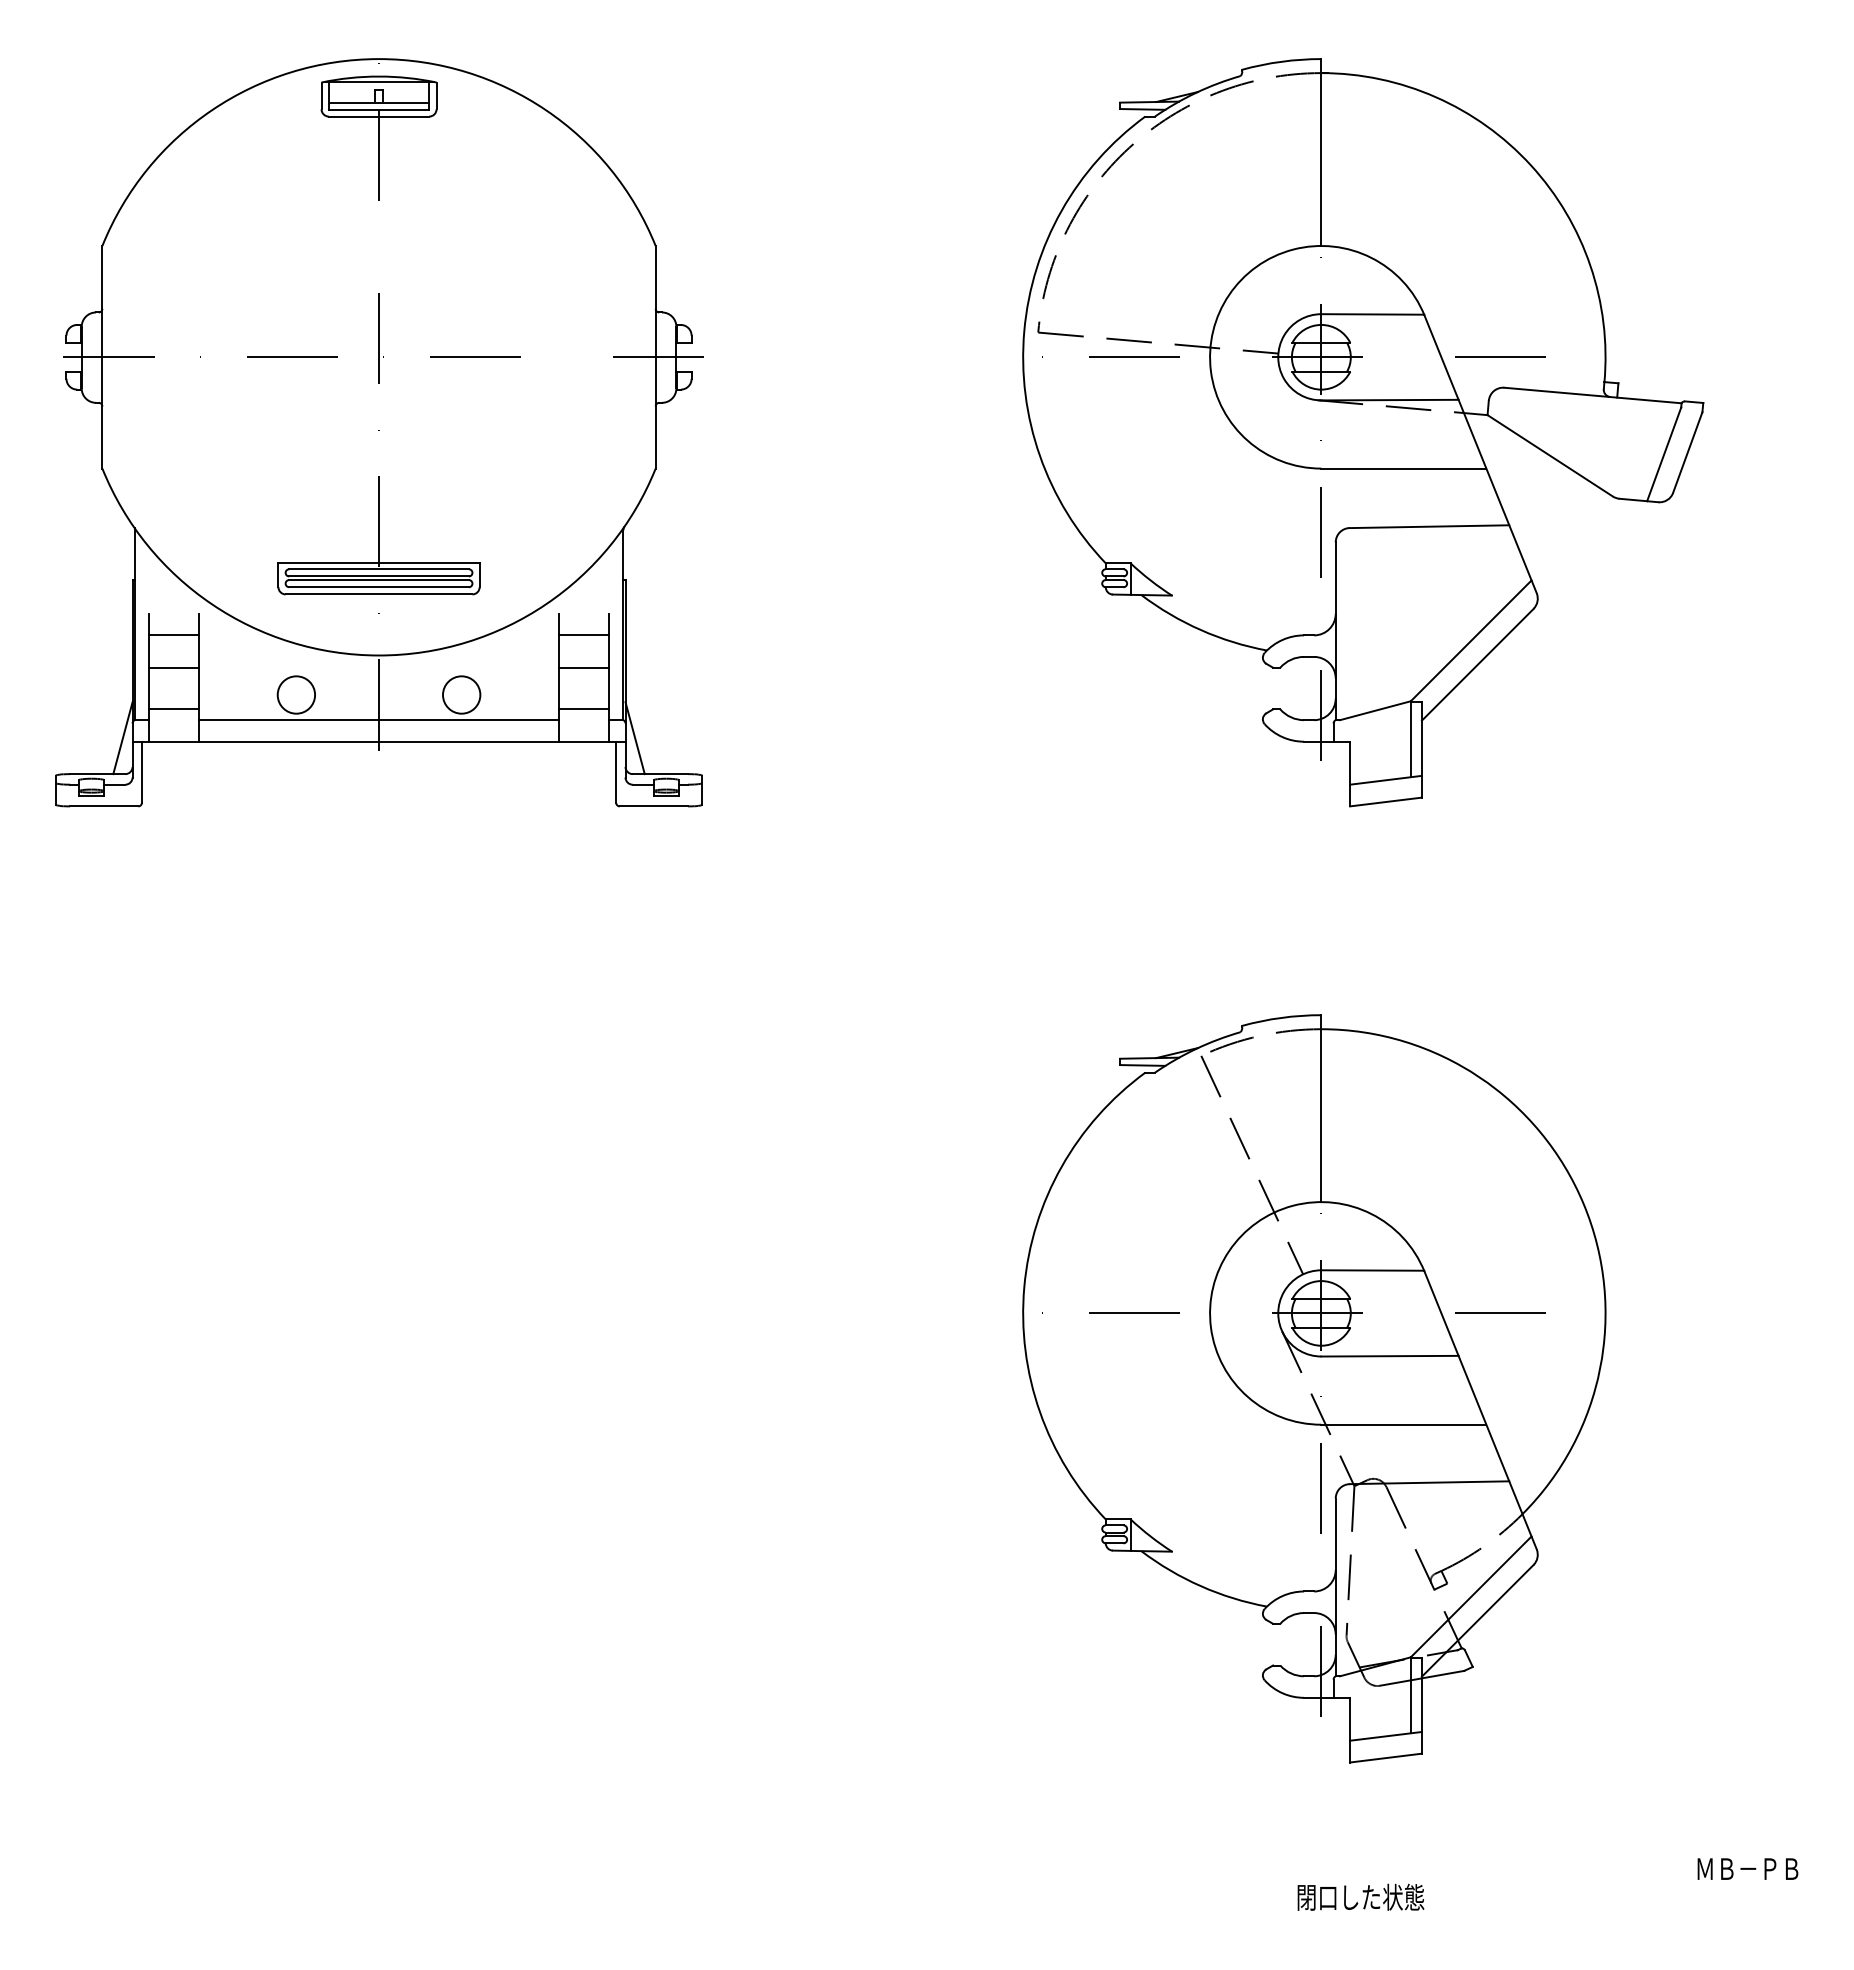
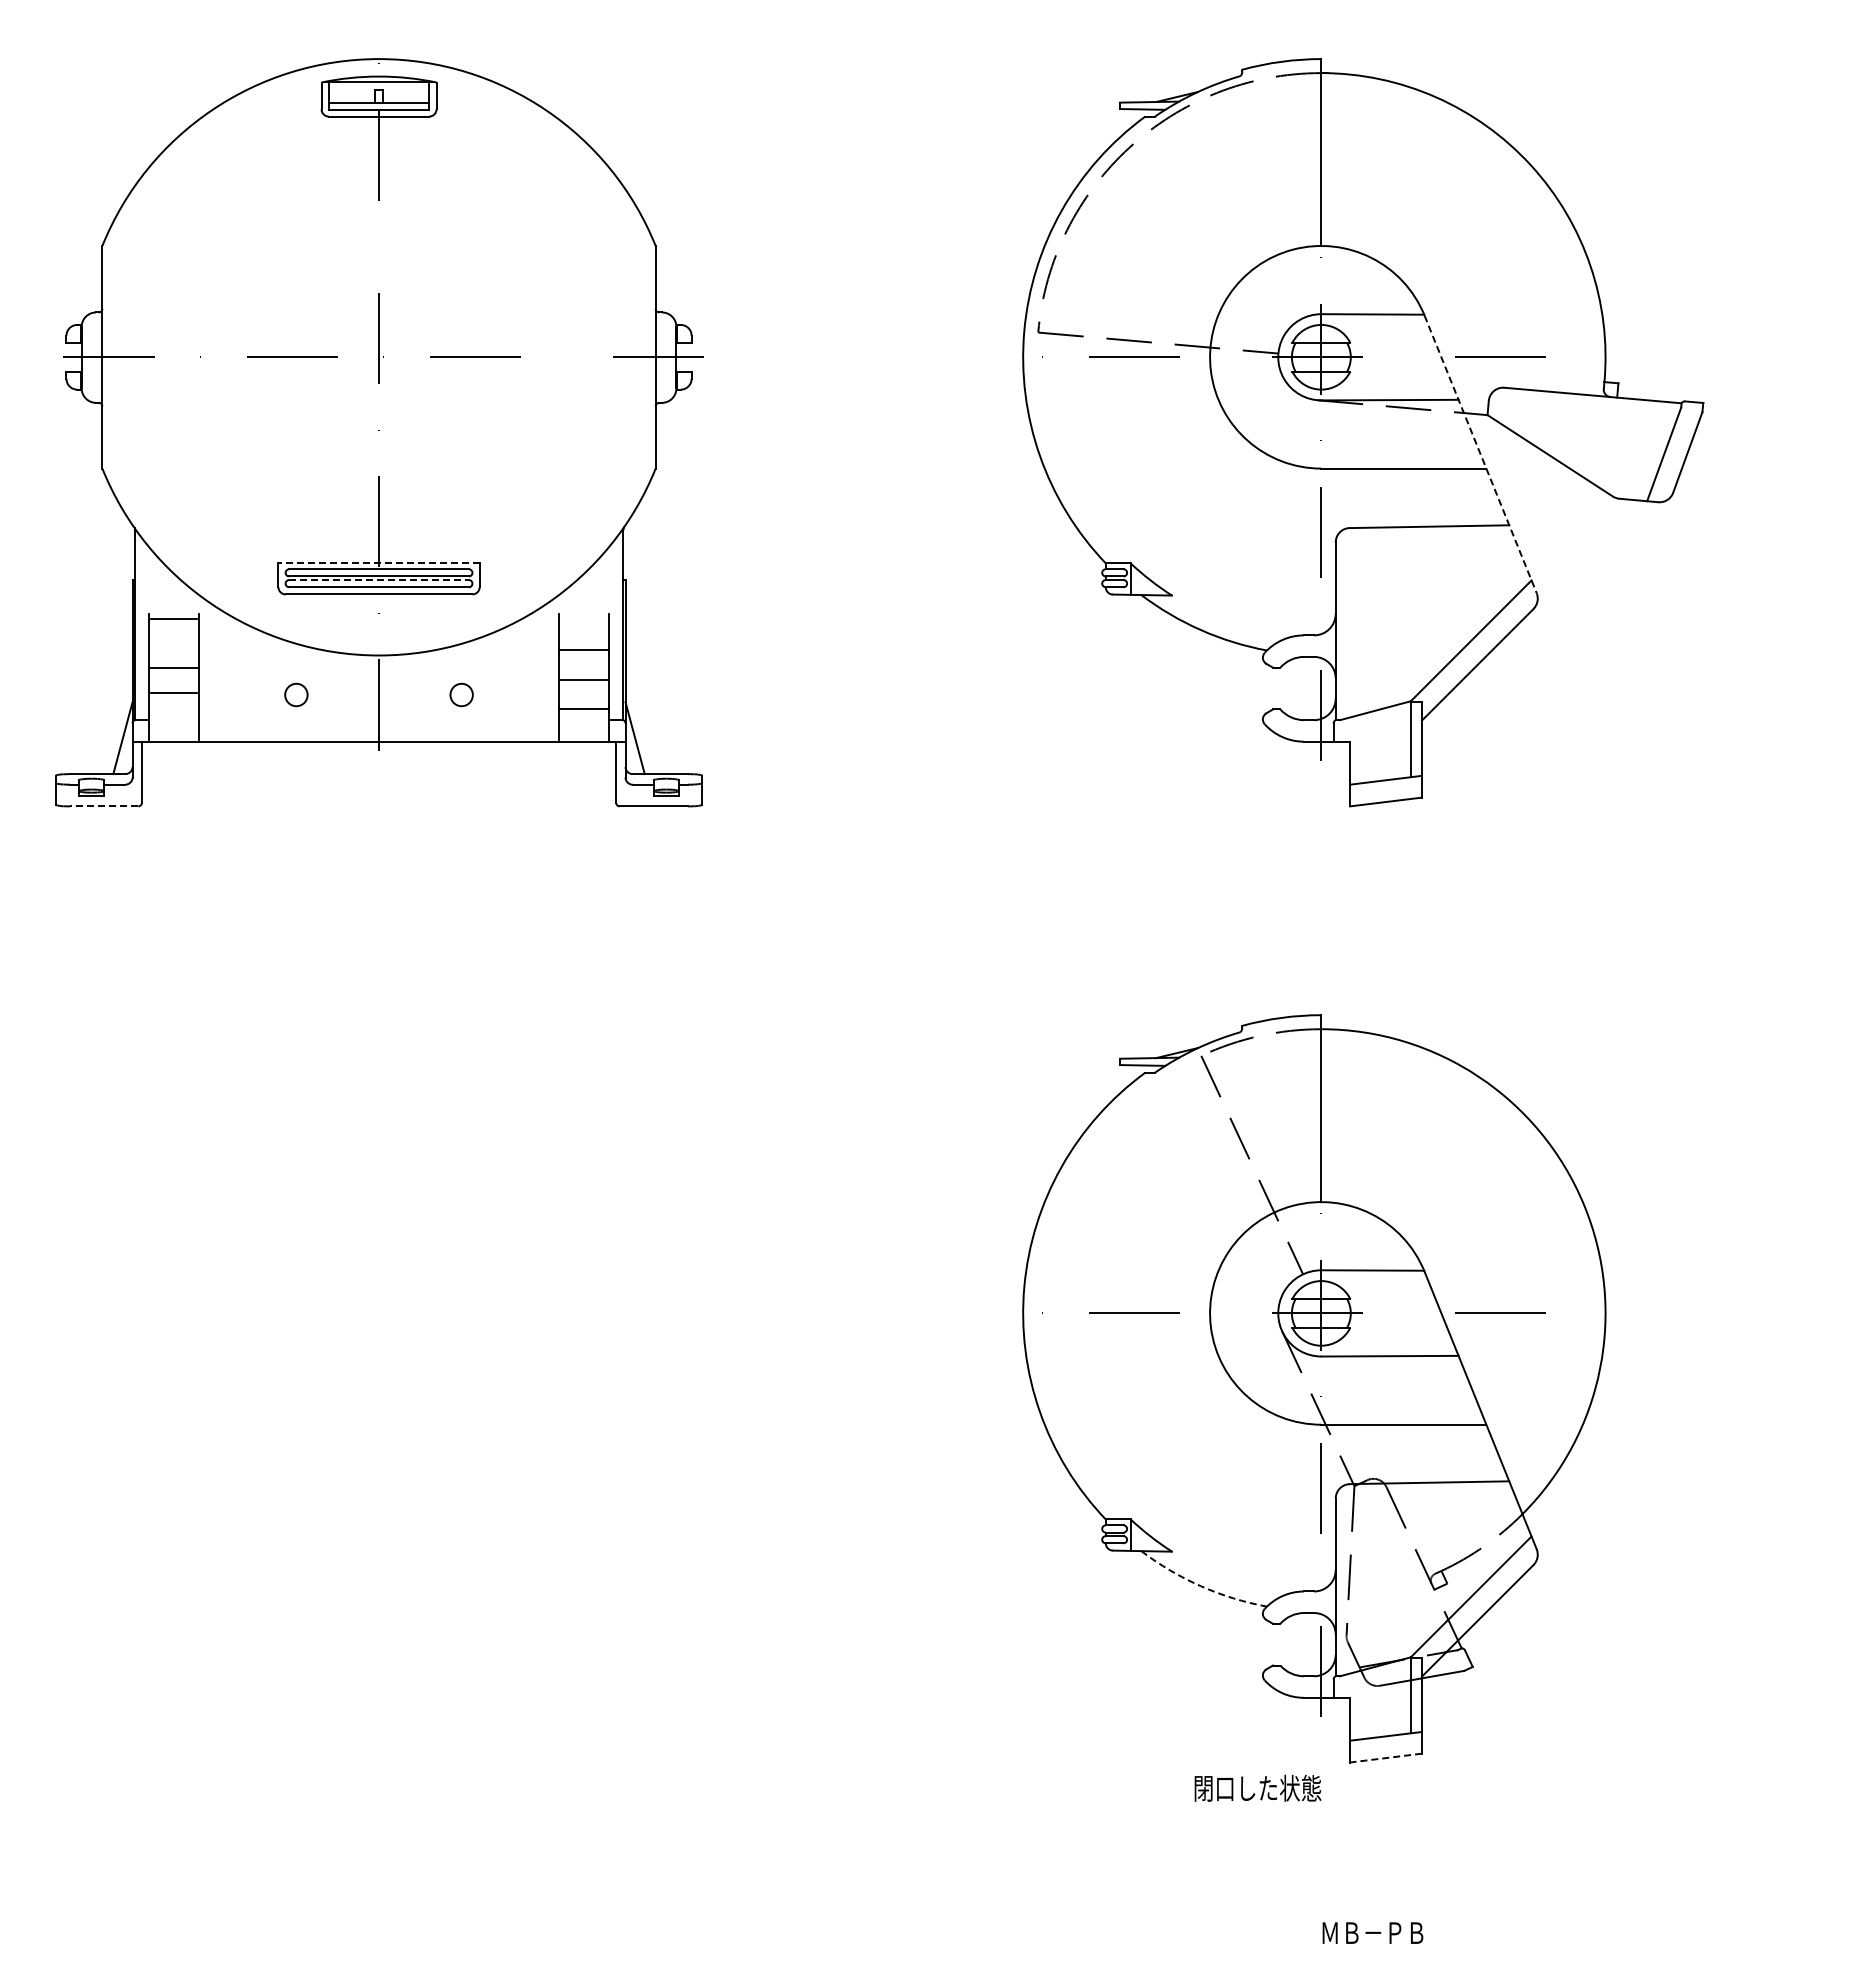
line: solid -> dashed (1480, 454)
line: solid -> dashed (379, 563)
line: solid -> dashed (379, 580)
line position: (174, 635) -> (174, 619) (174, 619)
line position: (583, 635) -> (583, 650) (583, 650)
line position: (583, 667) -> (583, 679) (583, 679)
circle diameter: 37 px -> 22 px (296, 694)
circle diameter: 37 px -> 22 px (461, 694)
line position: (174, 709) -> (174, 693) (174, 693)
line: present -> none (378, 720)
line: solid -> dashed (103, 806)
arc: solid -> dashed (1200, 1586)
line: solid -> dashed (1385, 1758)
text position: (1747, 1868) -> (1372, 1932) (1372, 1932)
text position: (1360, 1896) -> (1257, 1787) (1257, 1787)
